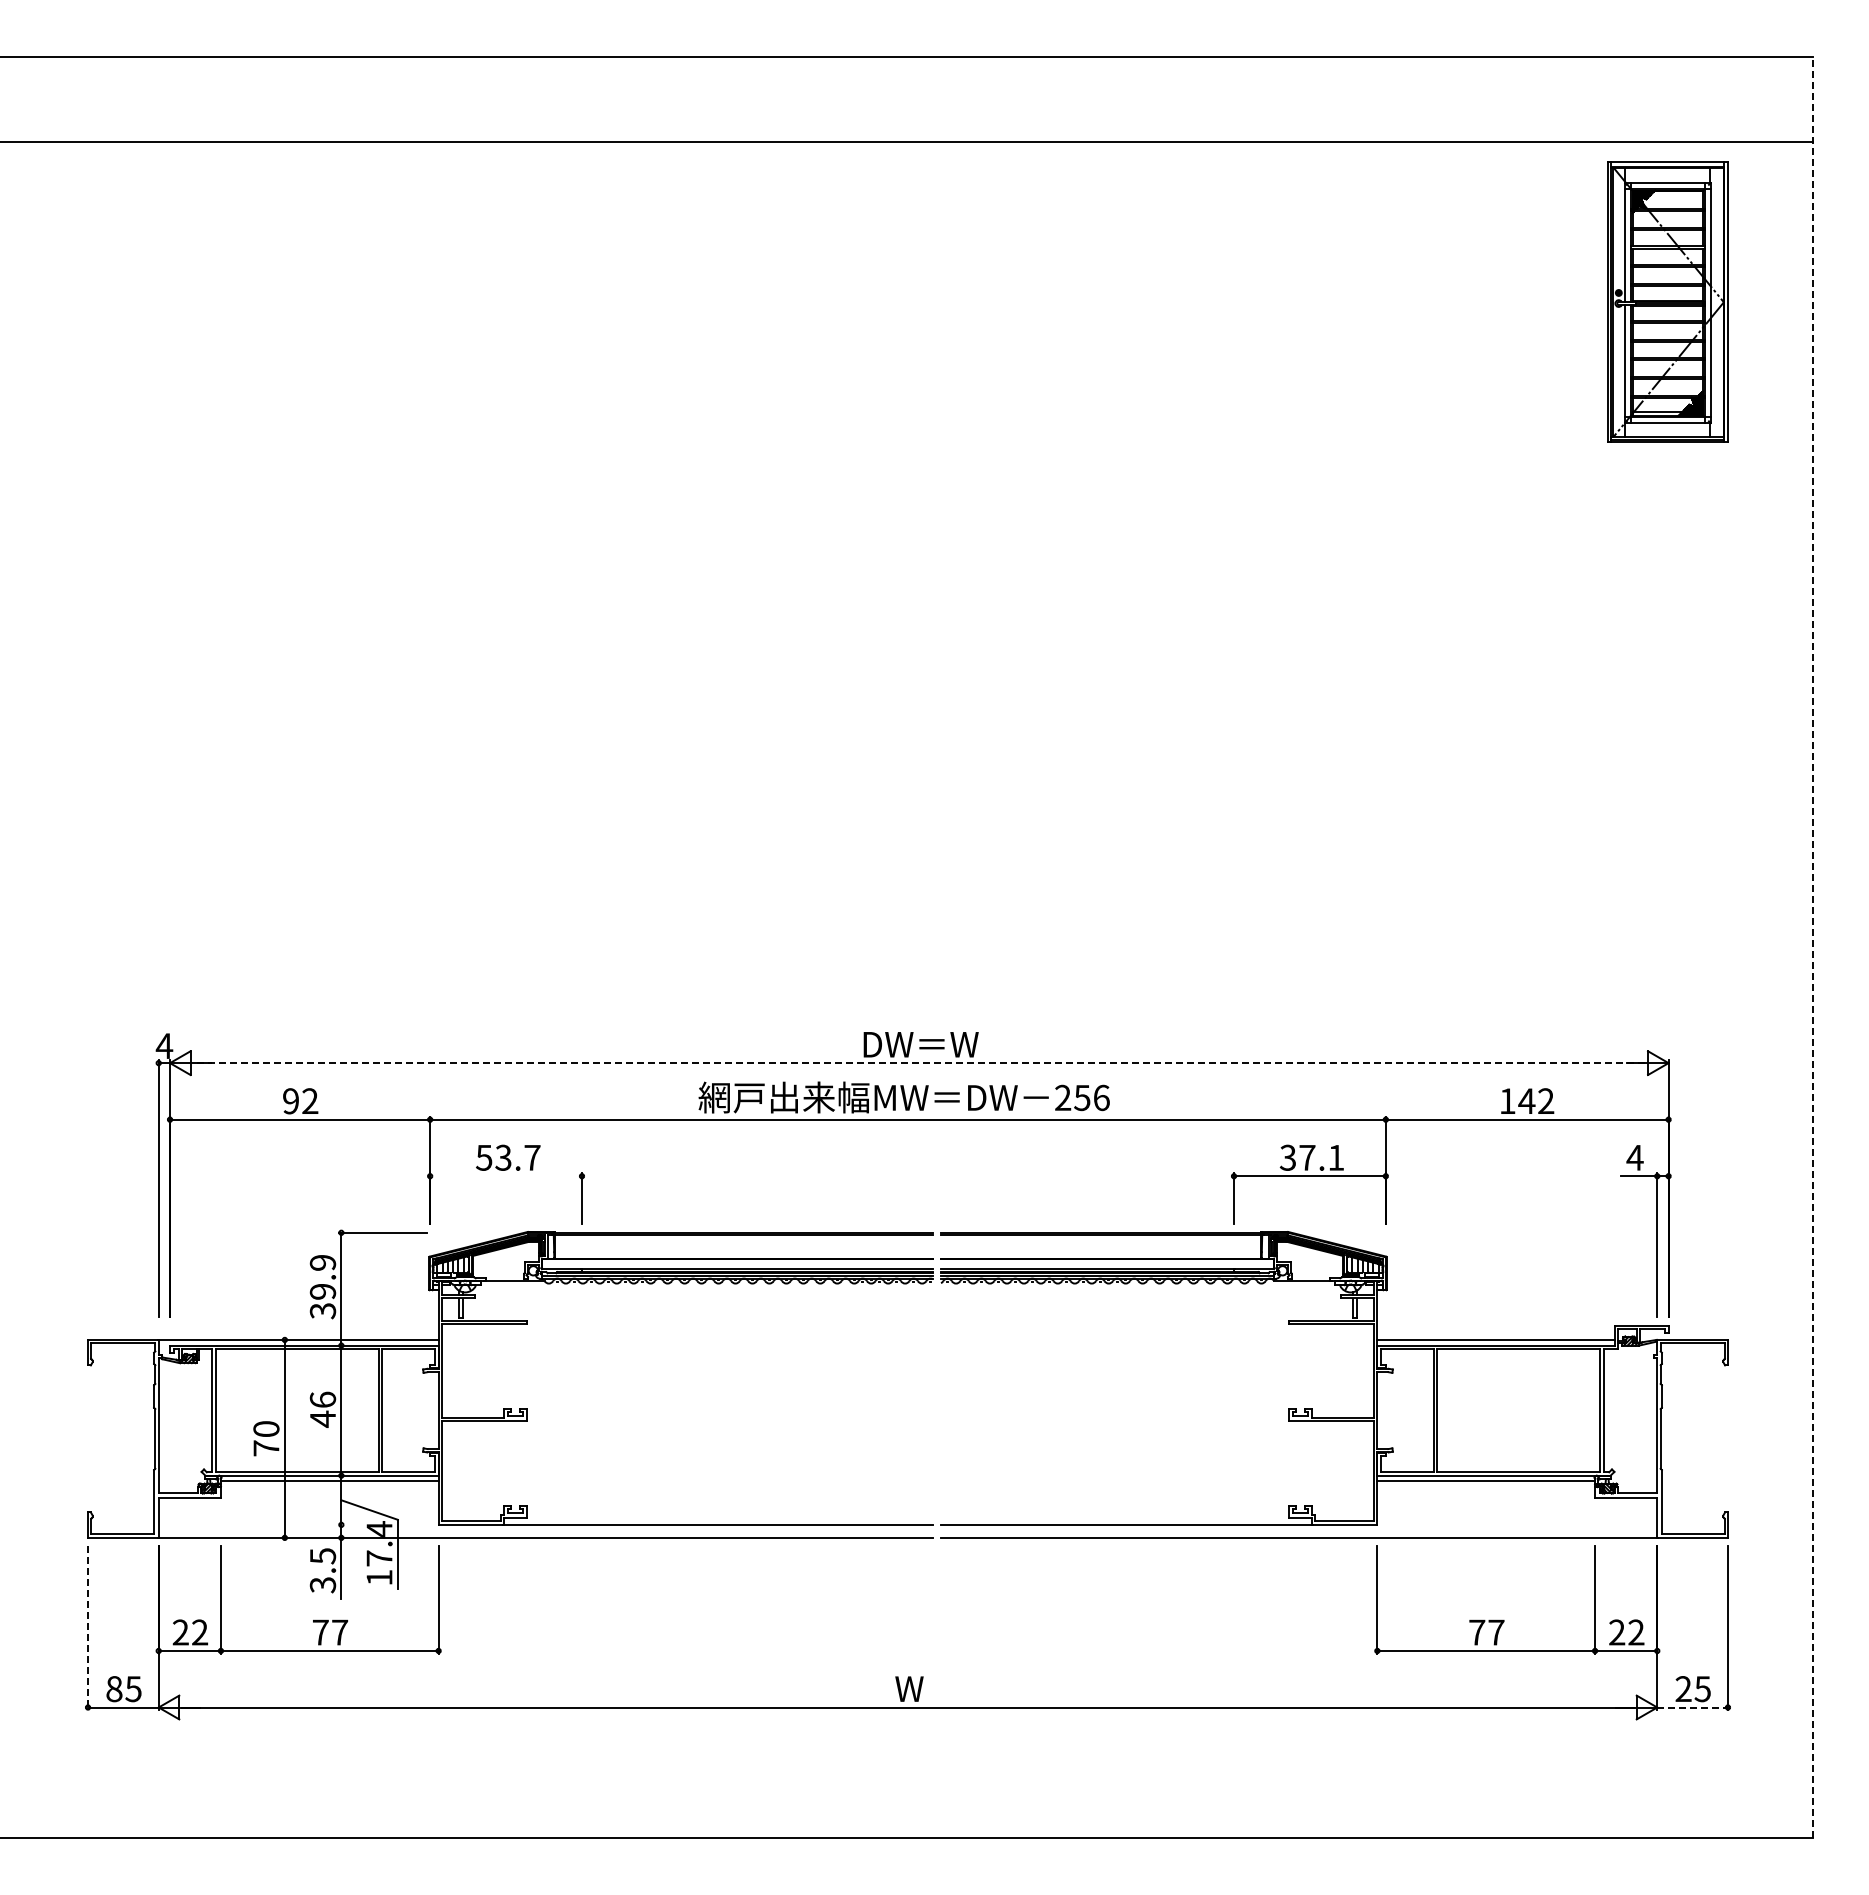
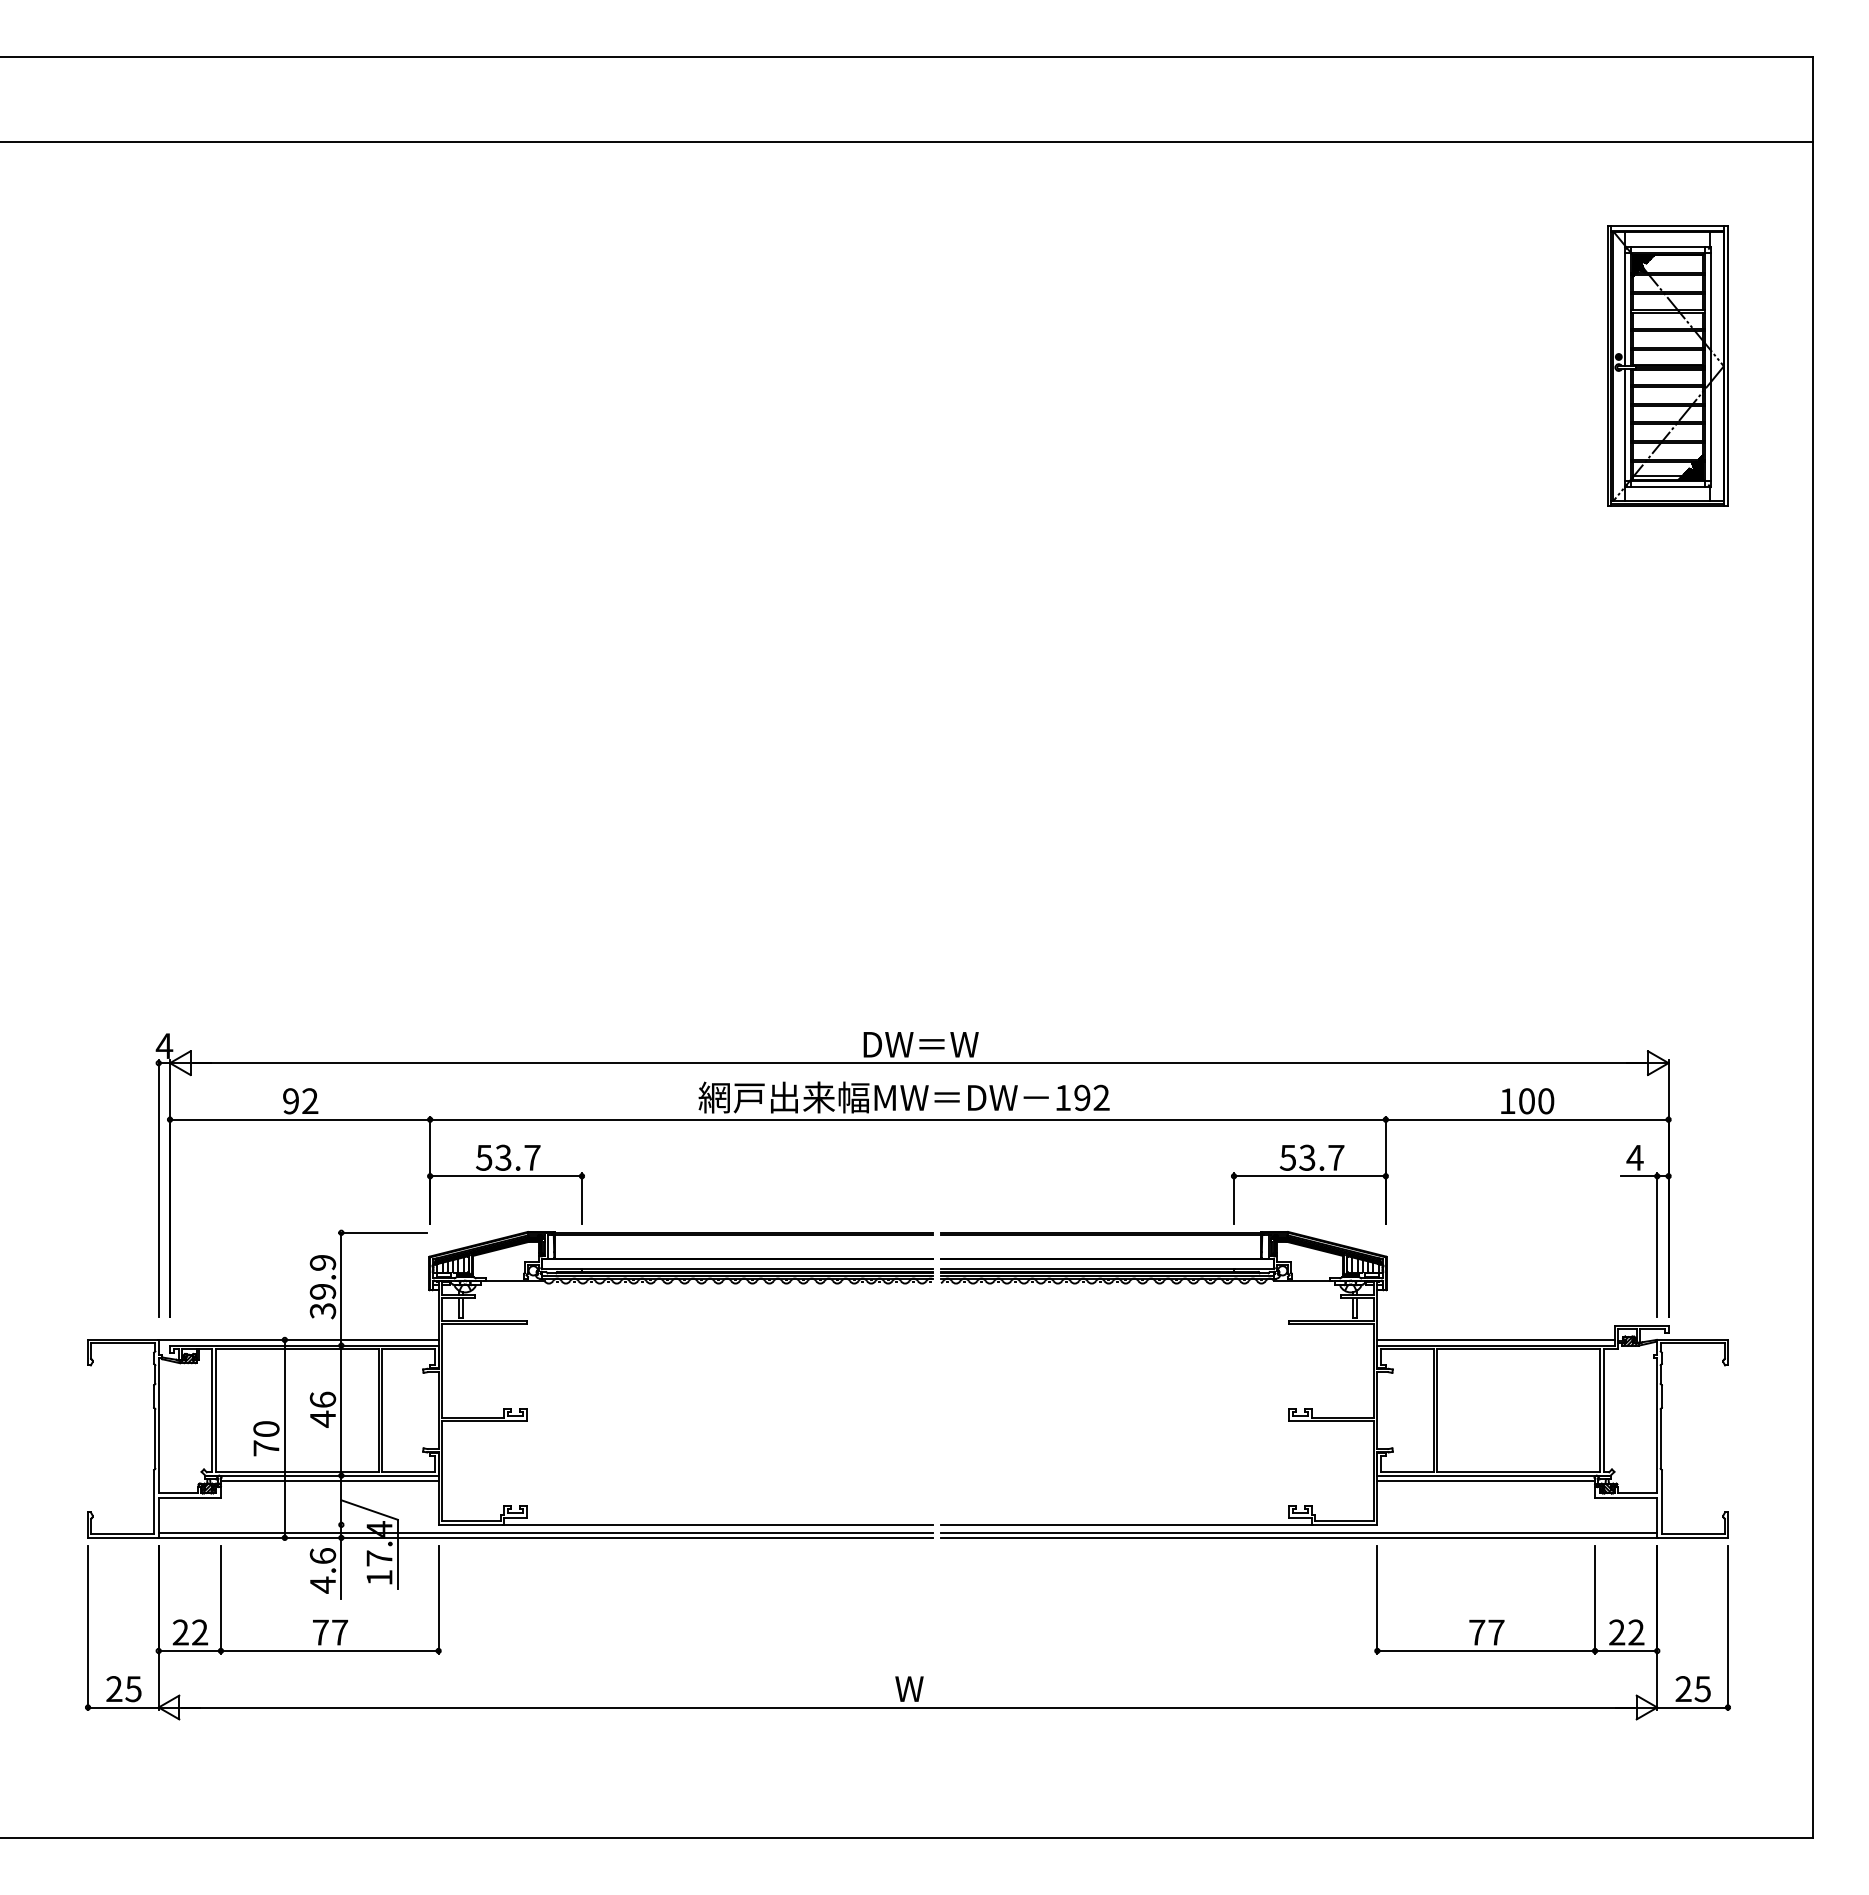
part position: (1667, 301) -> (1667, 365) (1667, 365)
line: dashed -> solid (1812, 947)
line: dashed -> solid (919, 1063)
text: 256 -> 192 (1082, 1097)
text: 142 -> 100 (1536, 1101)
text: 37.1 -> 53.7 (1312, 1157)
line: none -> present (506, 1176)
line: none -> present (545, 1533)
line: none -> present (1299, 1533)
text: 3.5 -> 4.6 (322, 1570)
line: dashed -> solid (88, 1628)
text: 85 -> 25 (114, 1689)
line: dashed -> solid (1693, 1707)
